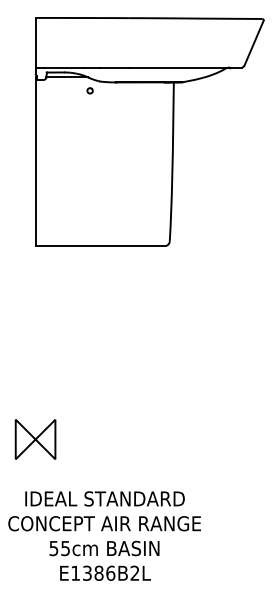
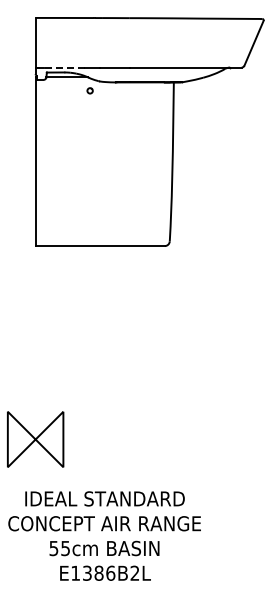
line: solid -> dashed (63, 67)
part size: 43x41 px -> 58x57 px (35, 439)
